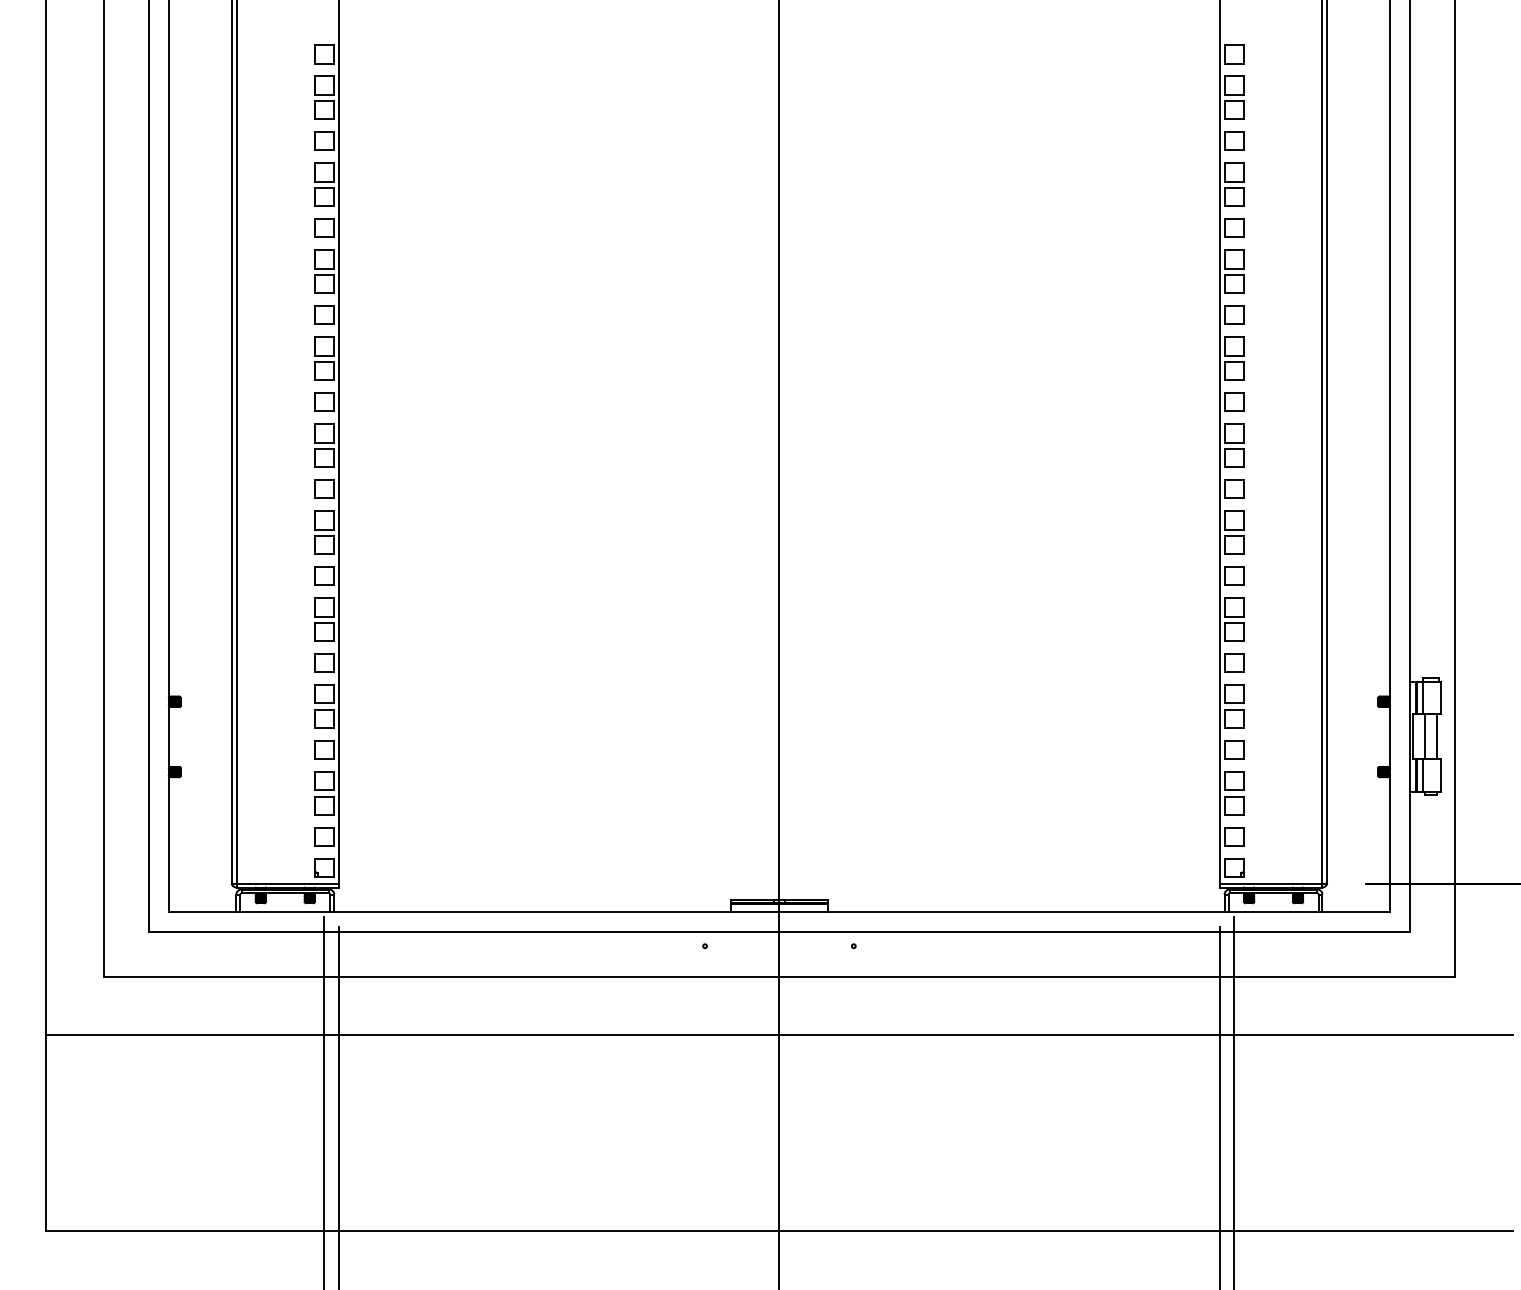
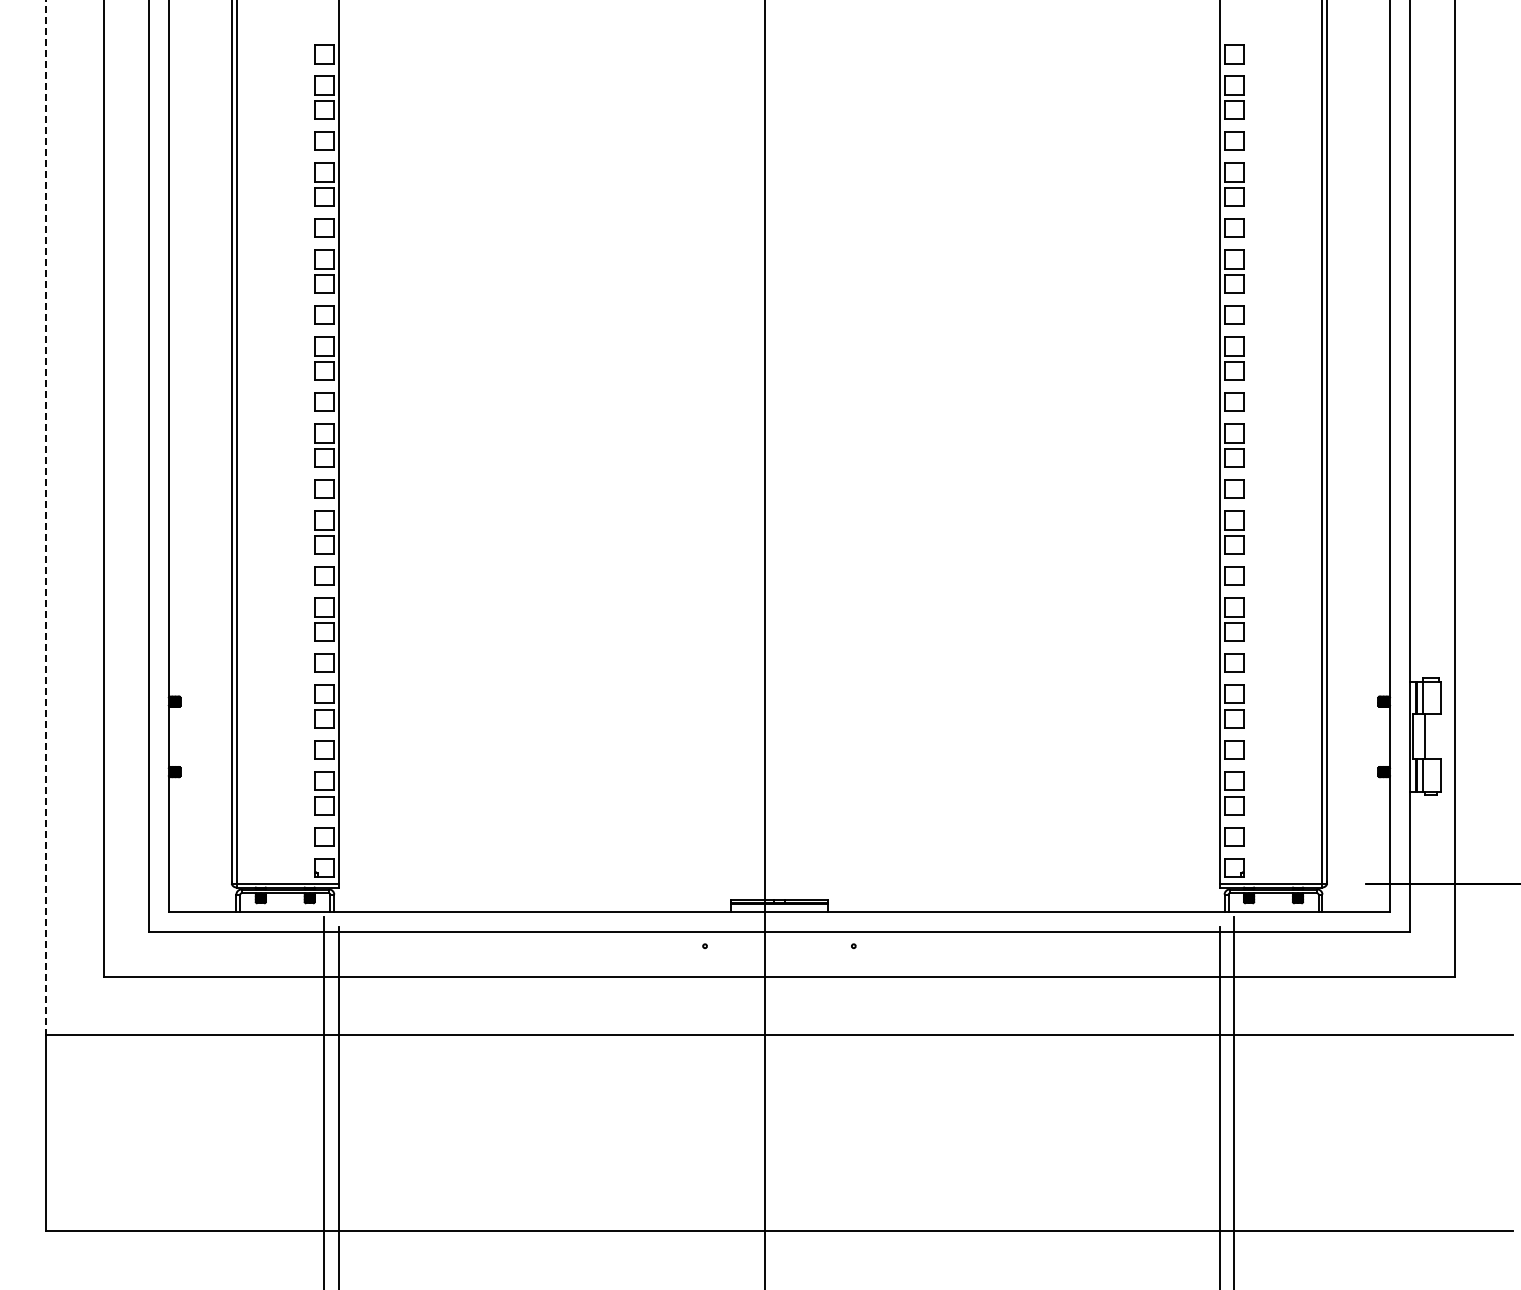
line: solid -> dashed (45, 518)
line position: (779, 644) -> (765, 644) (765, 644)
line: present -> none (1436, 736)
